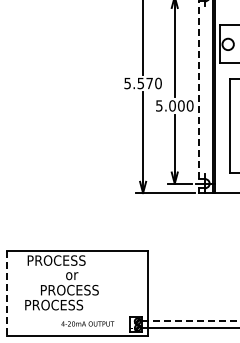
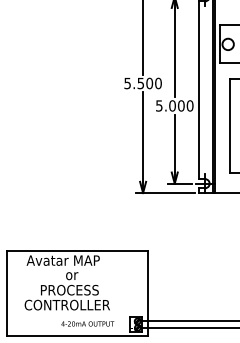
text: 5.570 -> 5.500 (149, 83)
line: dashed -> solid (198, 90)
text: PROCESS -> Avatar MAP (62, 260)
line: dashed -> solid (6, 293)
text: PROCESS -> CONTROLLER (66, 304)
line: dashed -> solid (191, 321)
